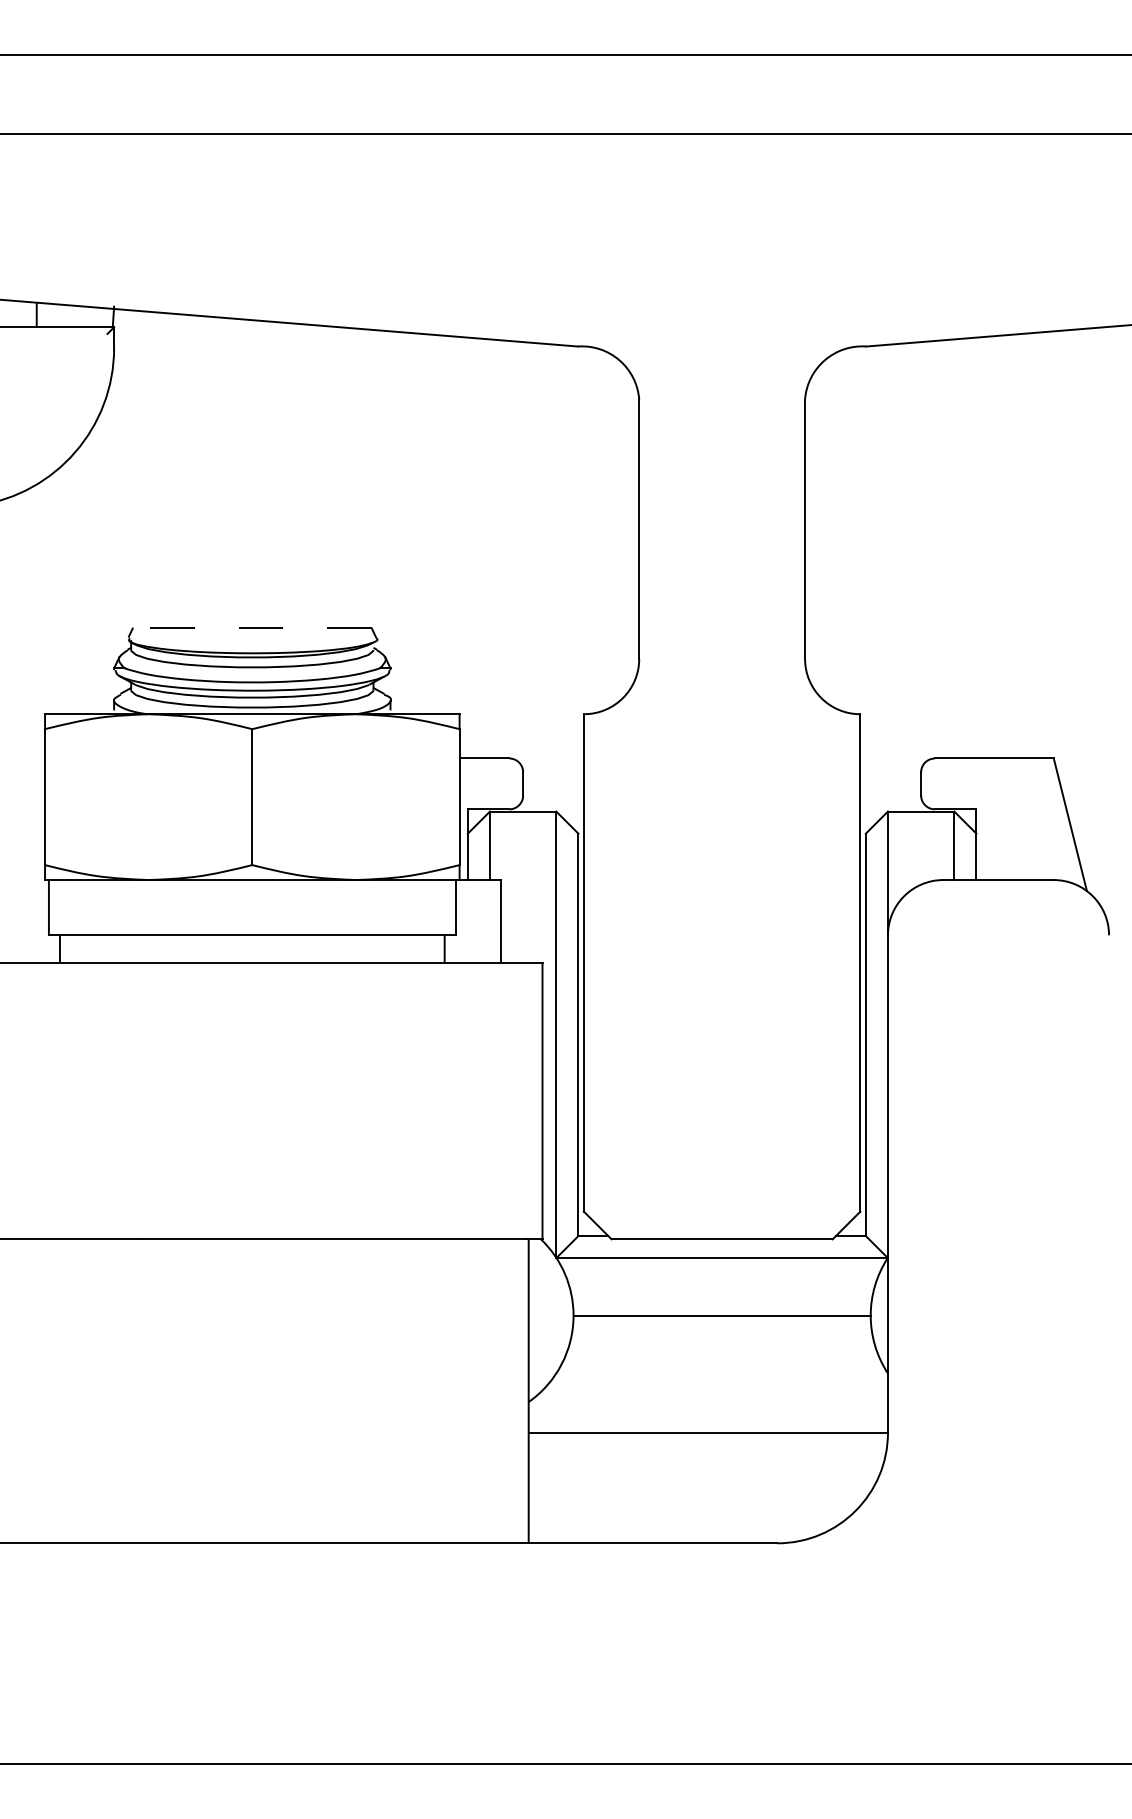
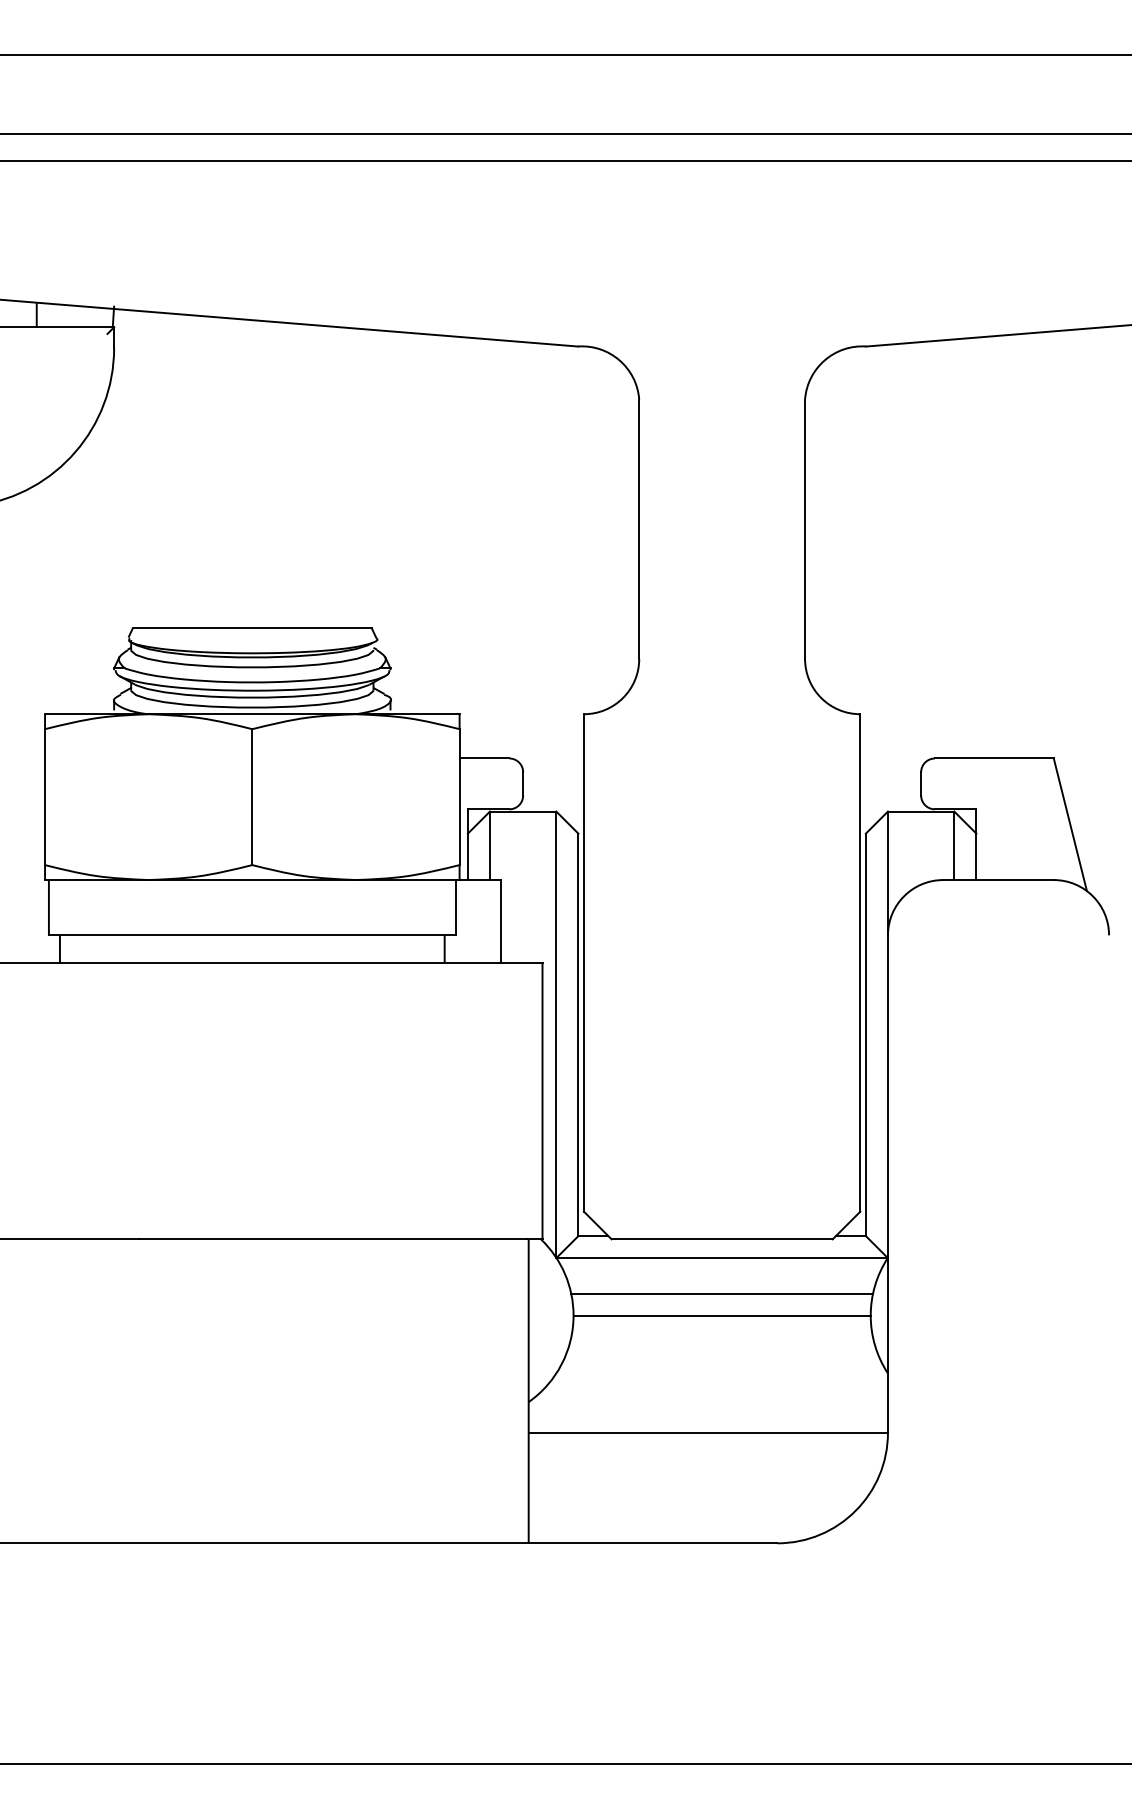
line: none -> present (565, 161)
line: dashed -> solid (251, 627)
line: none -> present (722, 1293)
